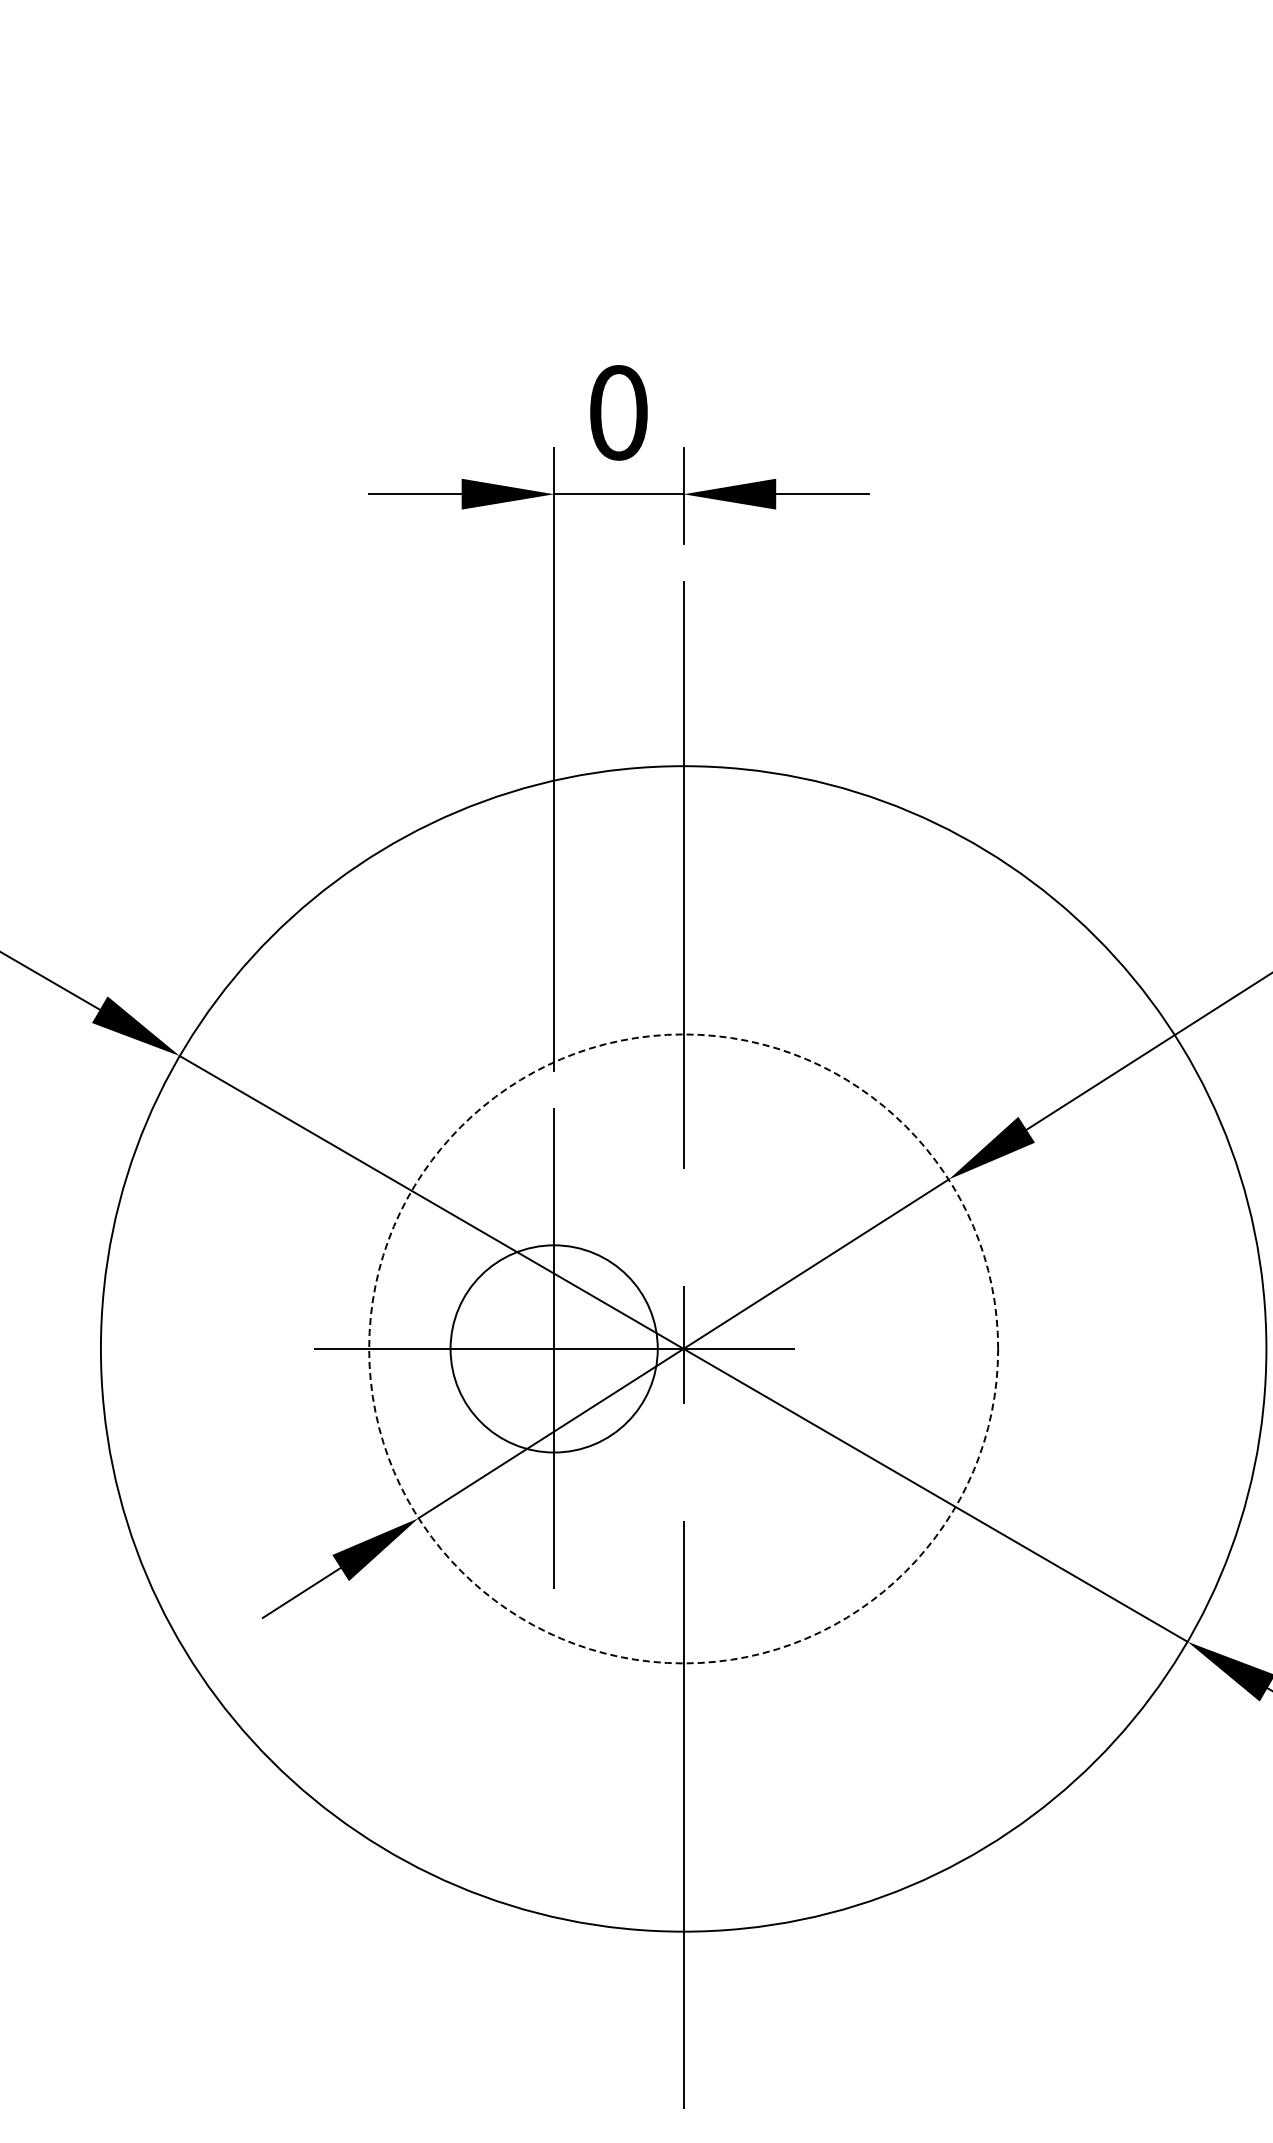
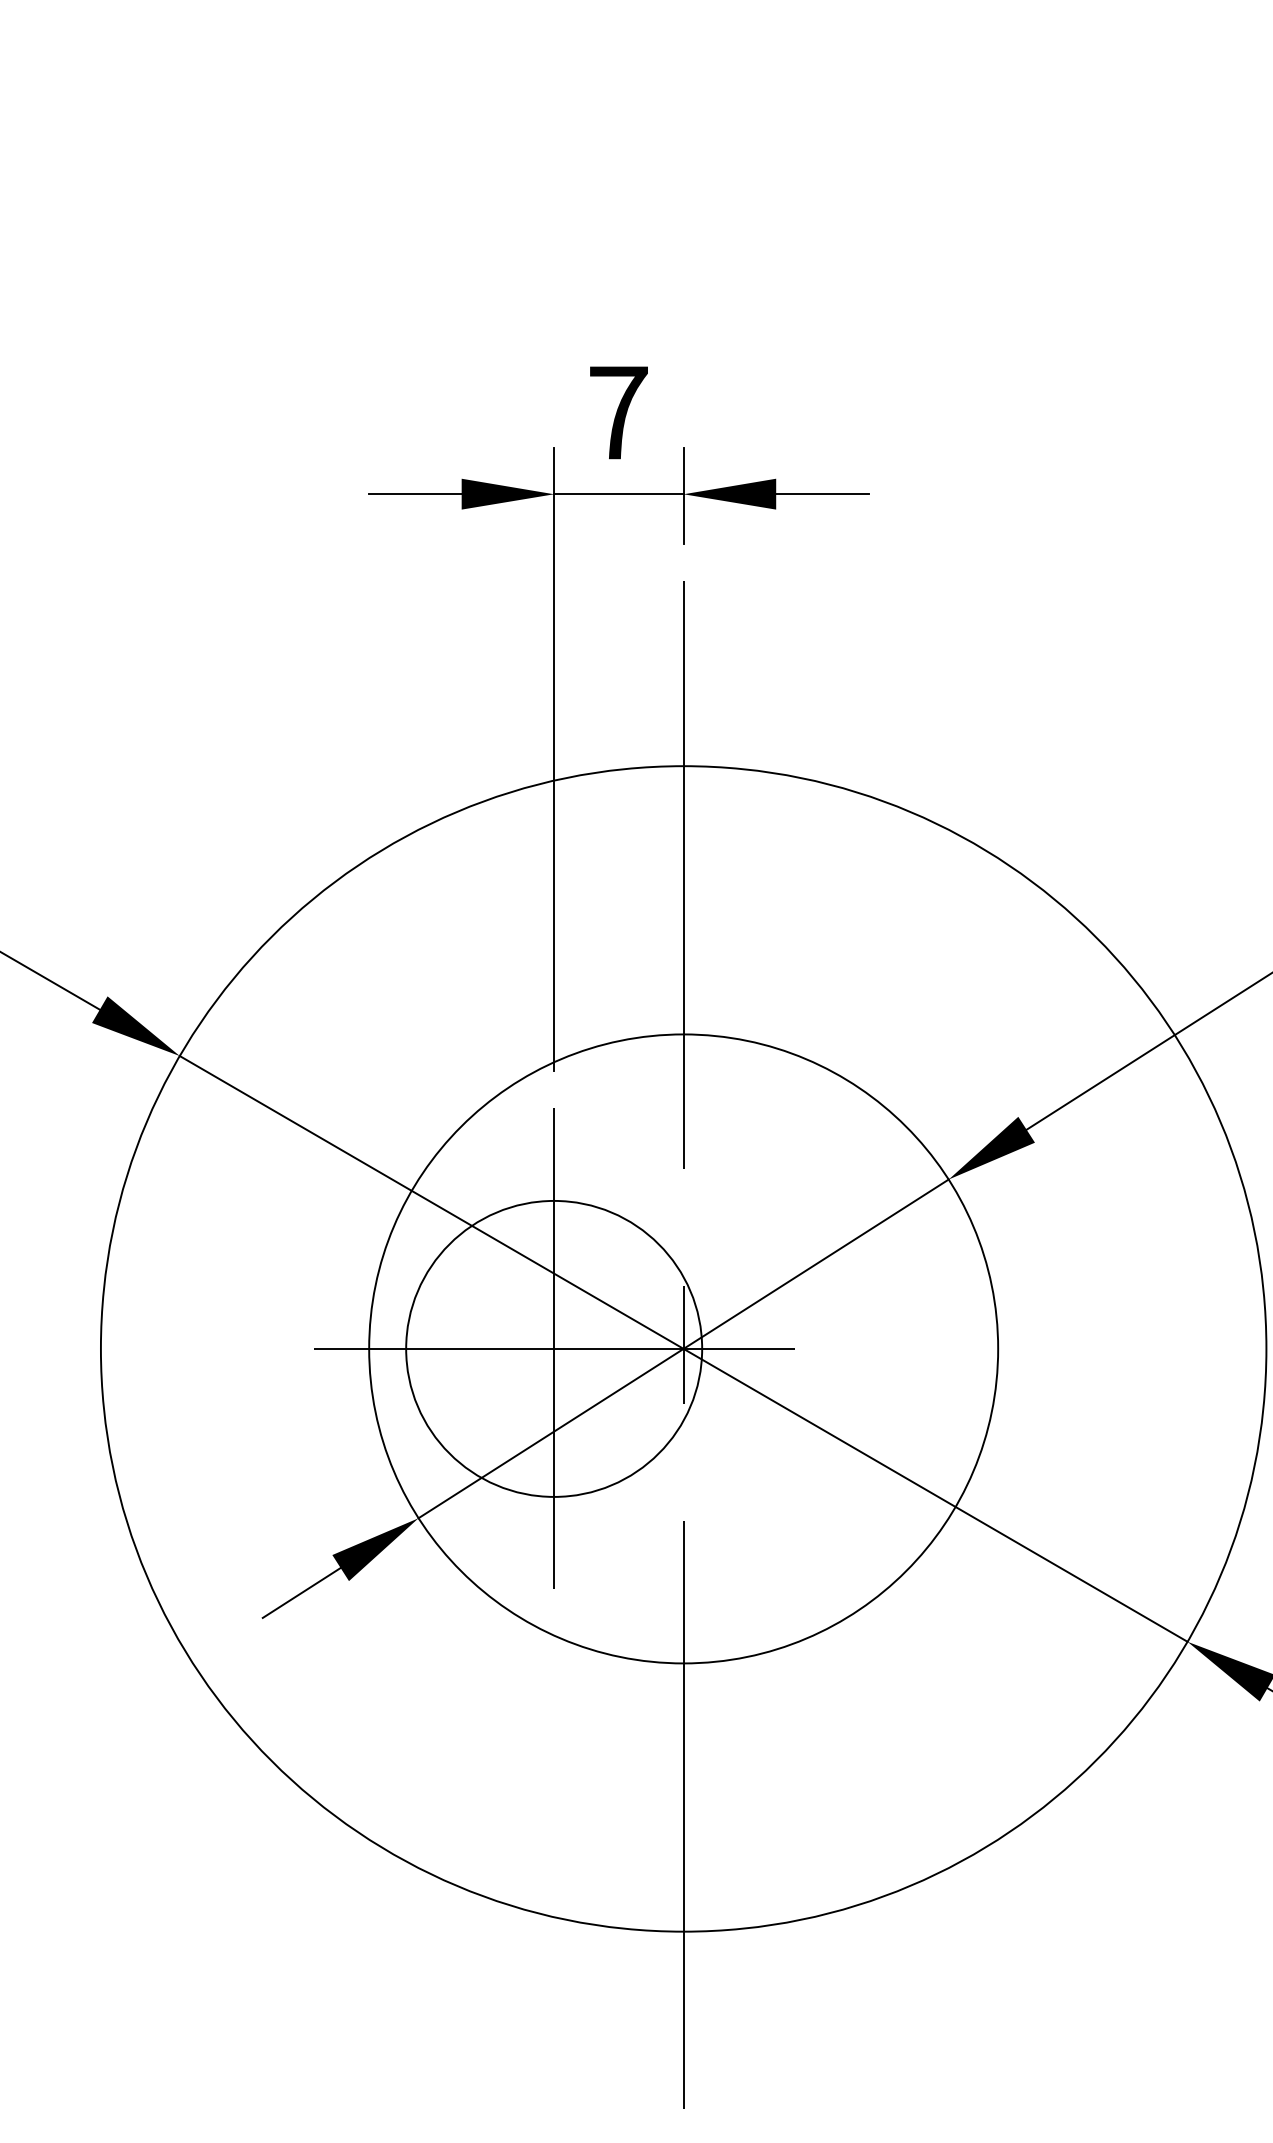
text: 0 -> 7 (618, 412)
circle diameter: 207 px -> 296 px (554, 1348)
circle: dashed -> solid (683, 1348)
